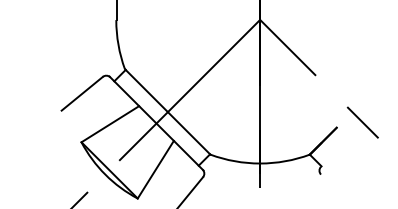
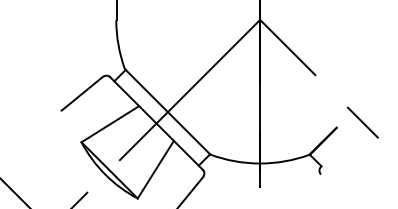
line: none -> present (14, 192)
